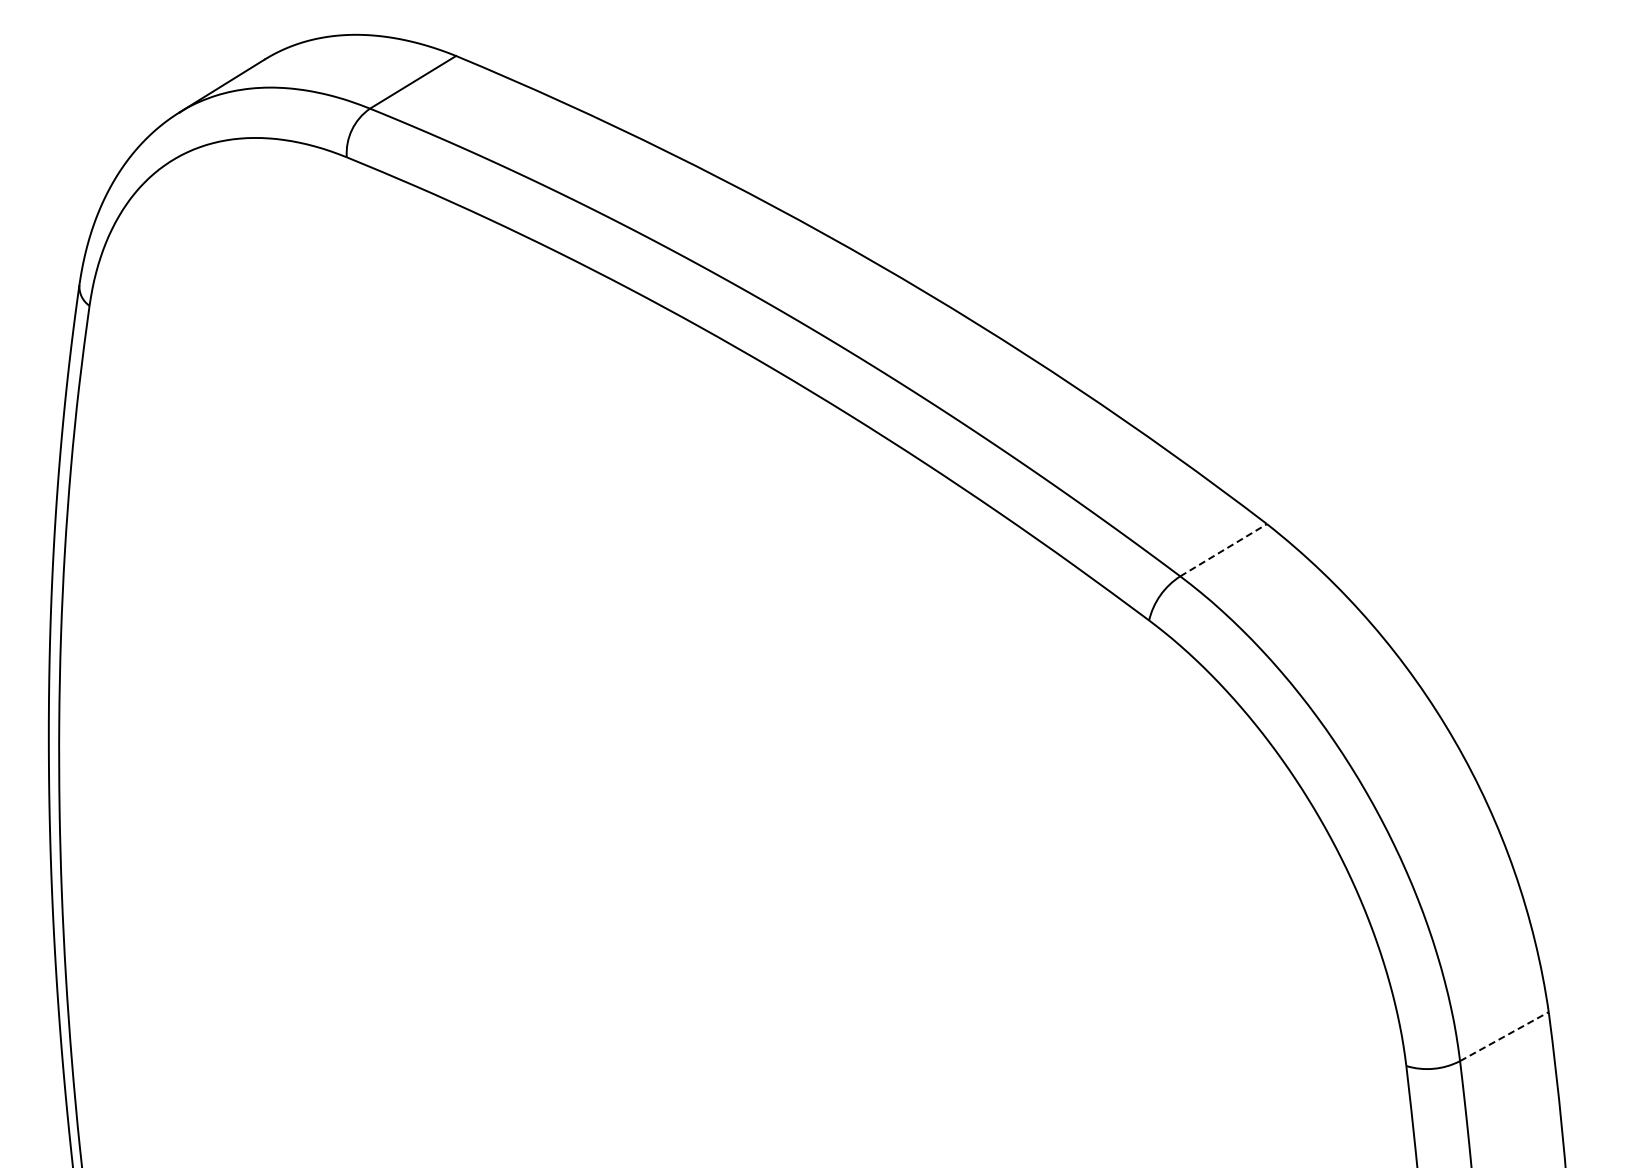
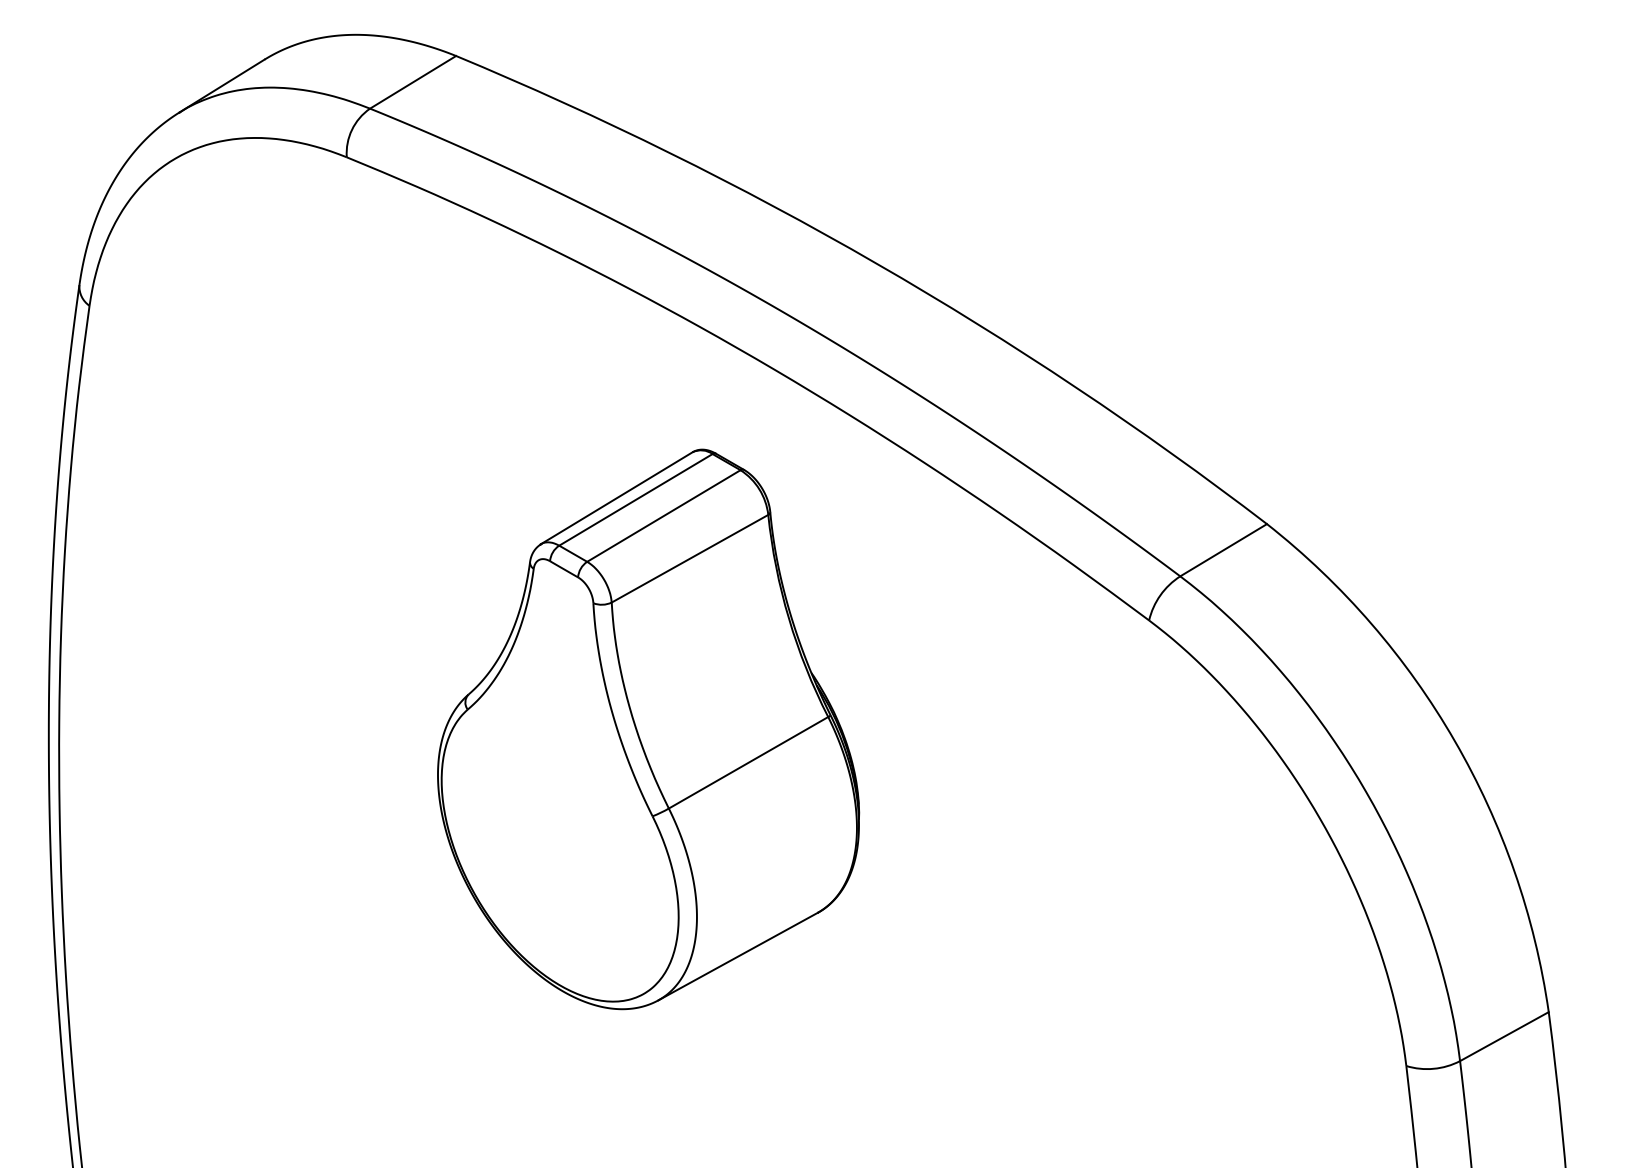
line: dashed -> solid (1223, 550)
part: none -> present (648, 729)
line: dashed -> solid (1504, 1036)
